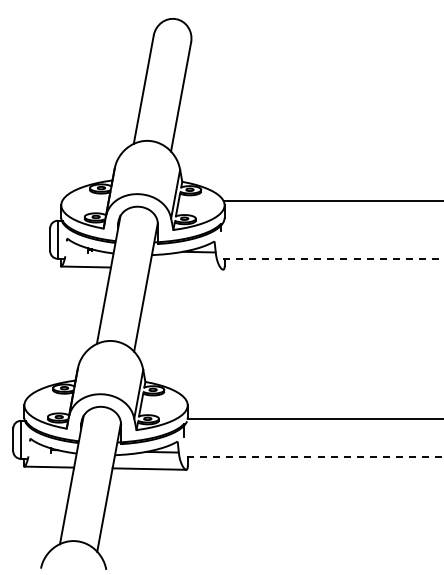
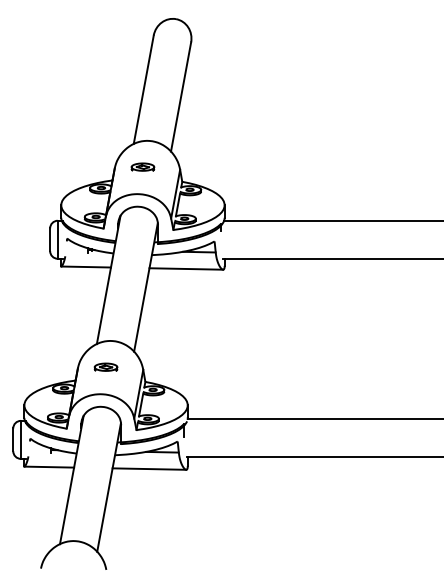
part: none -> present (142, 166)
line position: (332, 200) -> (332, 220) (332, 220)
line: dashed -> solid (333, 258)
line: none -> present (186, 268)
part: none -> present (105, 366)
line: dashed -> solid (315, 456)
